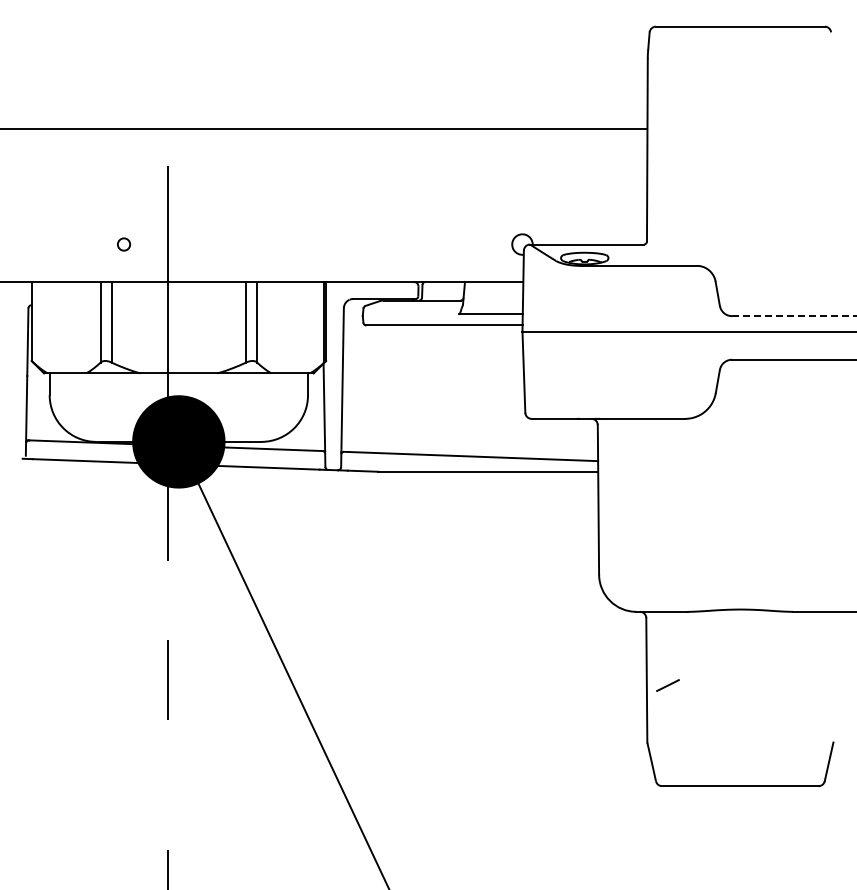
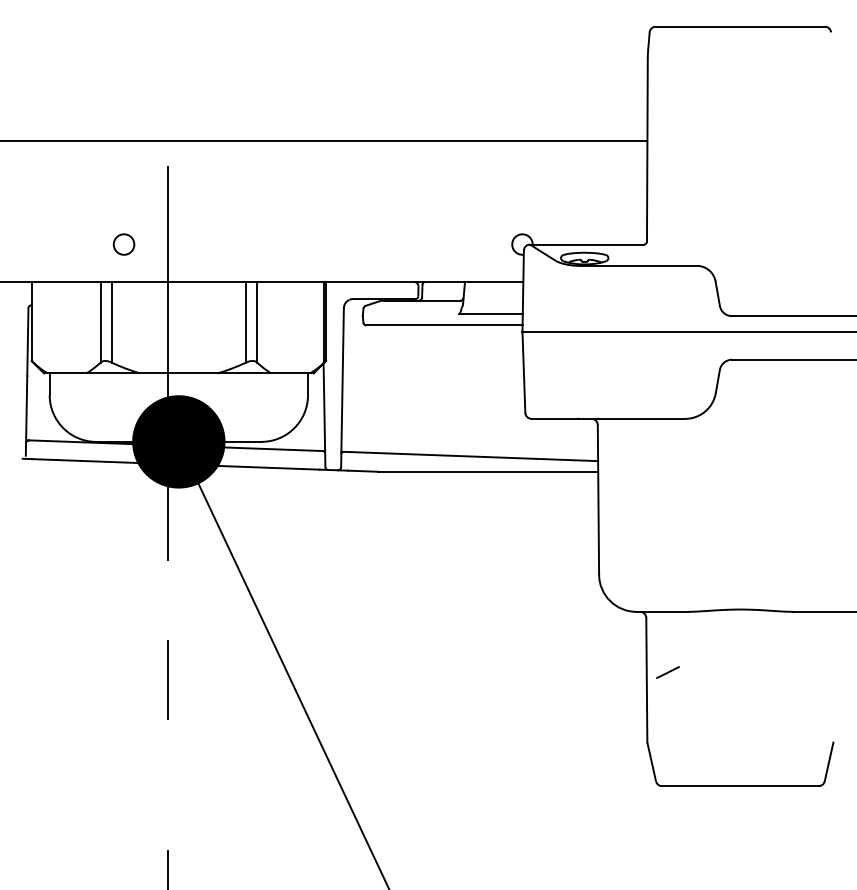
line position: (324, 128) -> (324, 140) (324, 140)
circle size: 15x15 px -> 24x23 px (123, 244)
line: dashed -> solid (794, 316)
line position: (667, 685) -> (667, 672) (667, 672)
